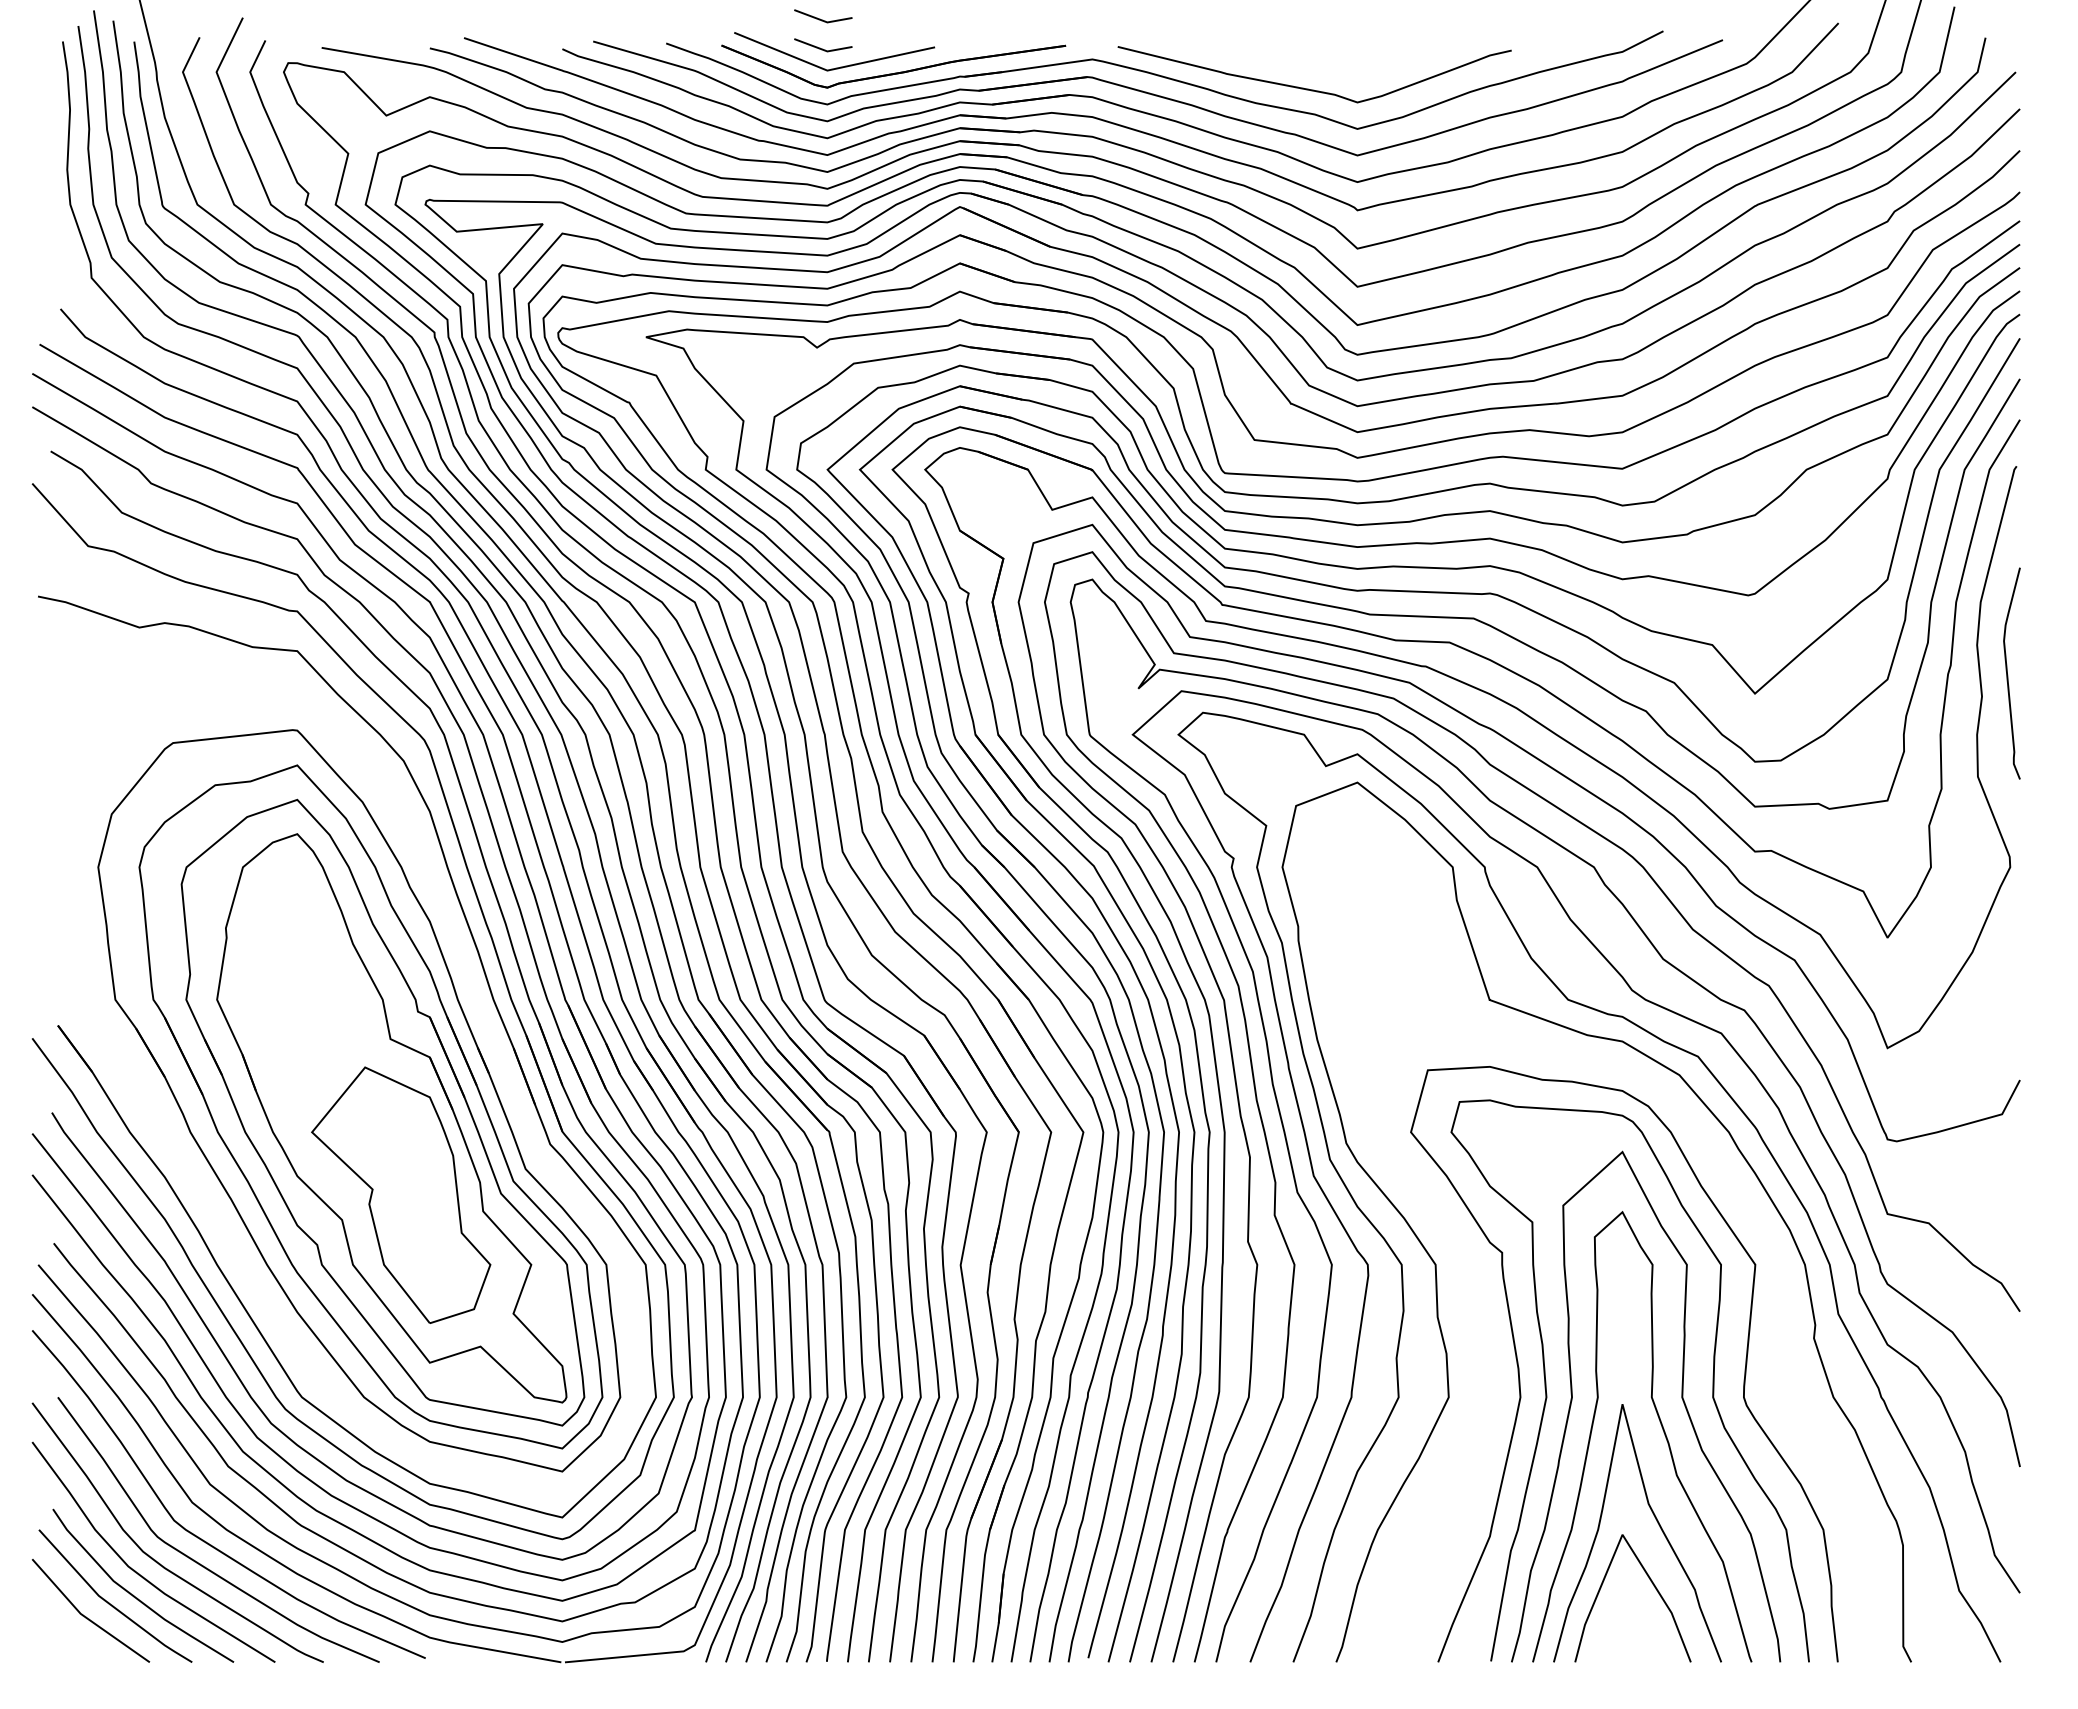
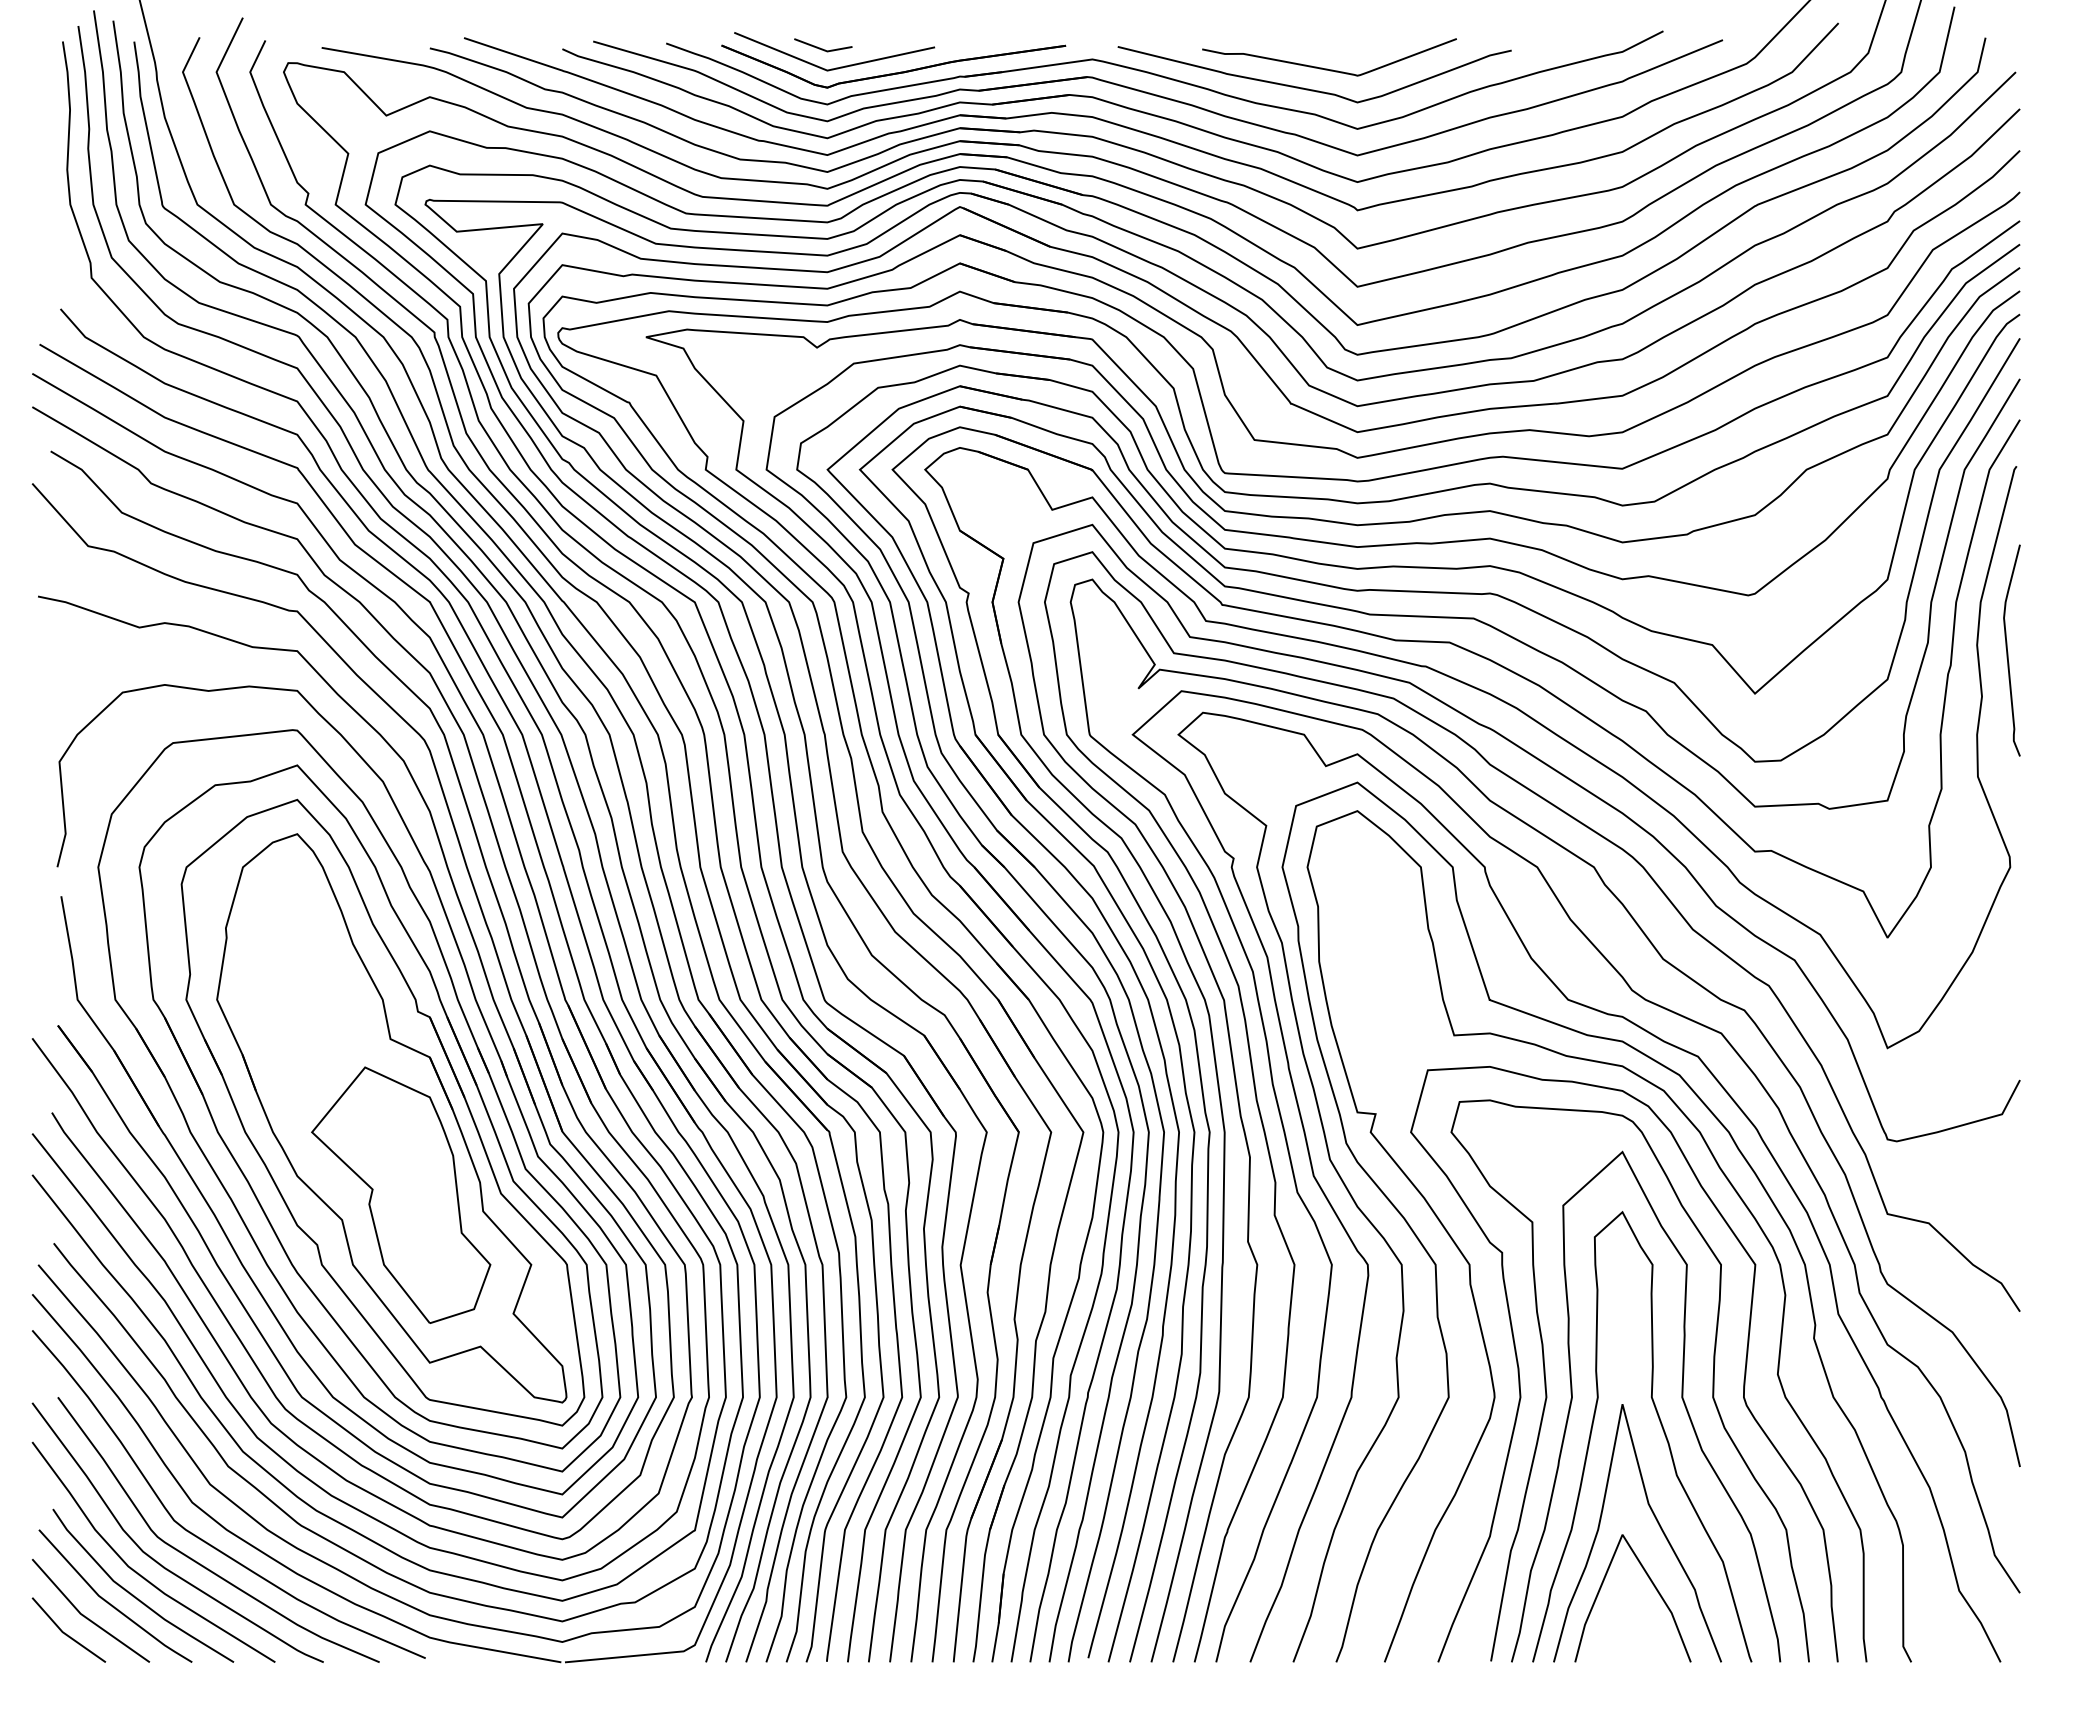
line: present -> none (822, 19)
curve: none -> present (1327, 68)
curve position: (2008, 675) -> (2008, 652) (2008, 652)
part: none -> present (485, 1026)
curve: none -> present (1470, 1264)
line: none -> present (65, 1632)
